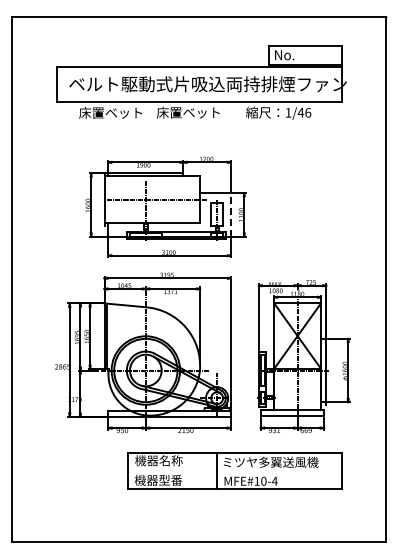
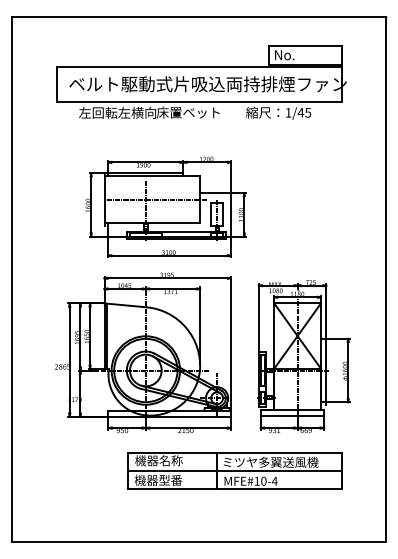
text: 床置ベット -> 左回転左横向 (117, 112)
text: 1/46 -> 1/45 (308, 112)
line: dashed -> solid (230, 214)
line: none -> present (234, 470)
